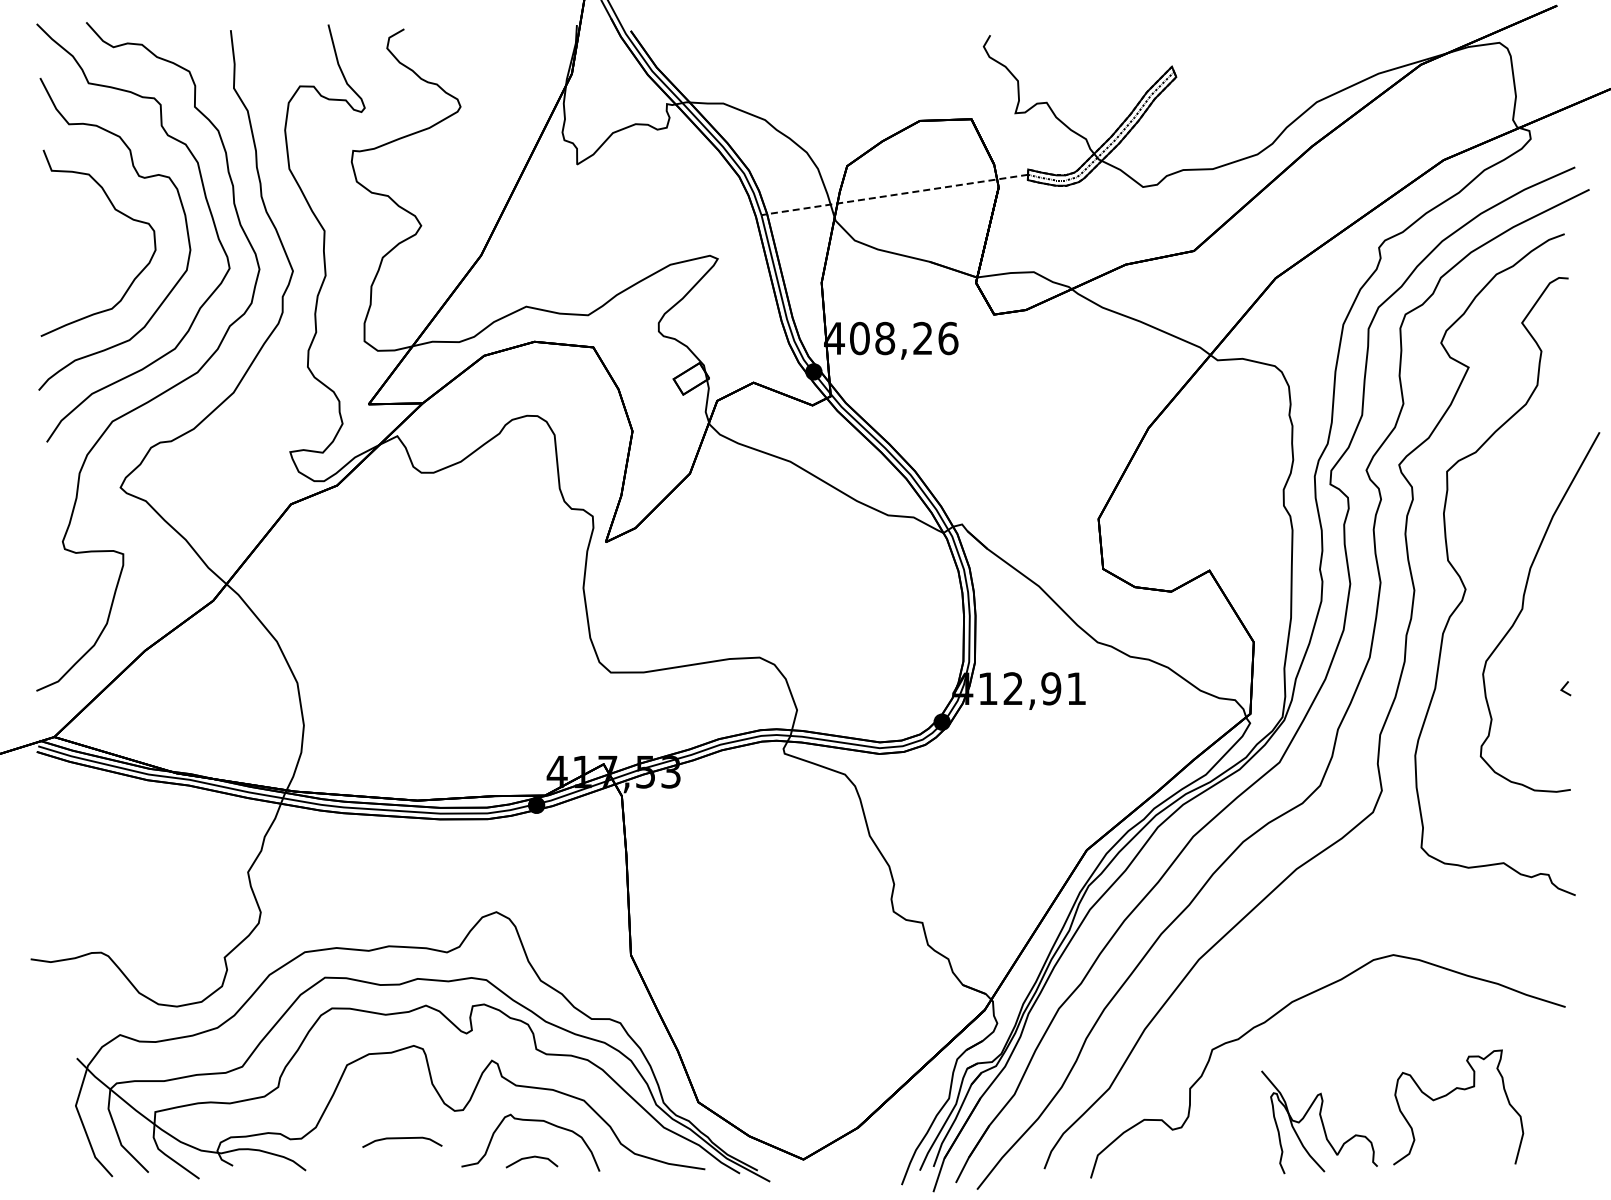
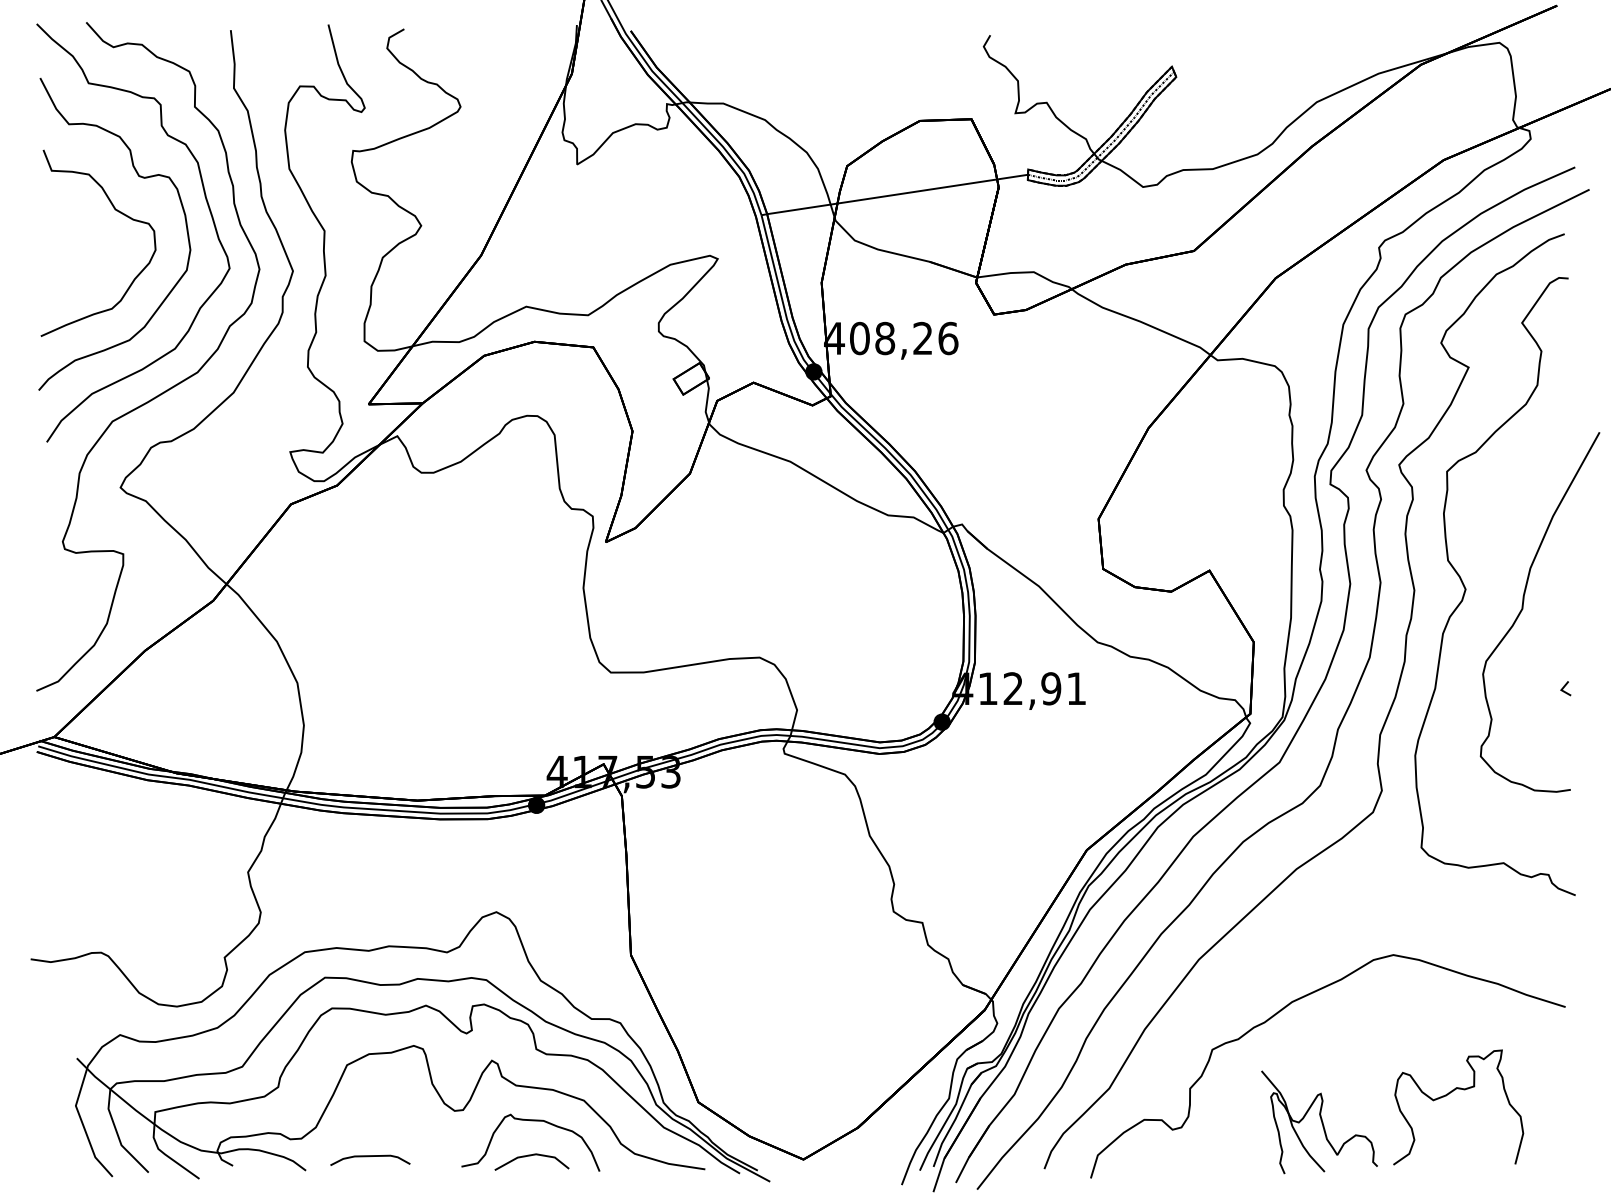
line: dashed -> solid (897, 194)
curve position: (400, 1139) -> (368, 1157) (368, 1157)
part size: 54x14 px -> 76x18 px (531, 1161)
